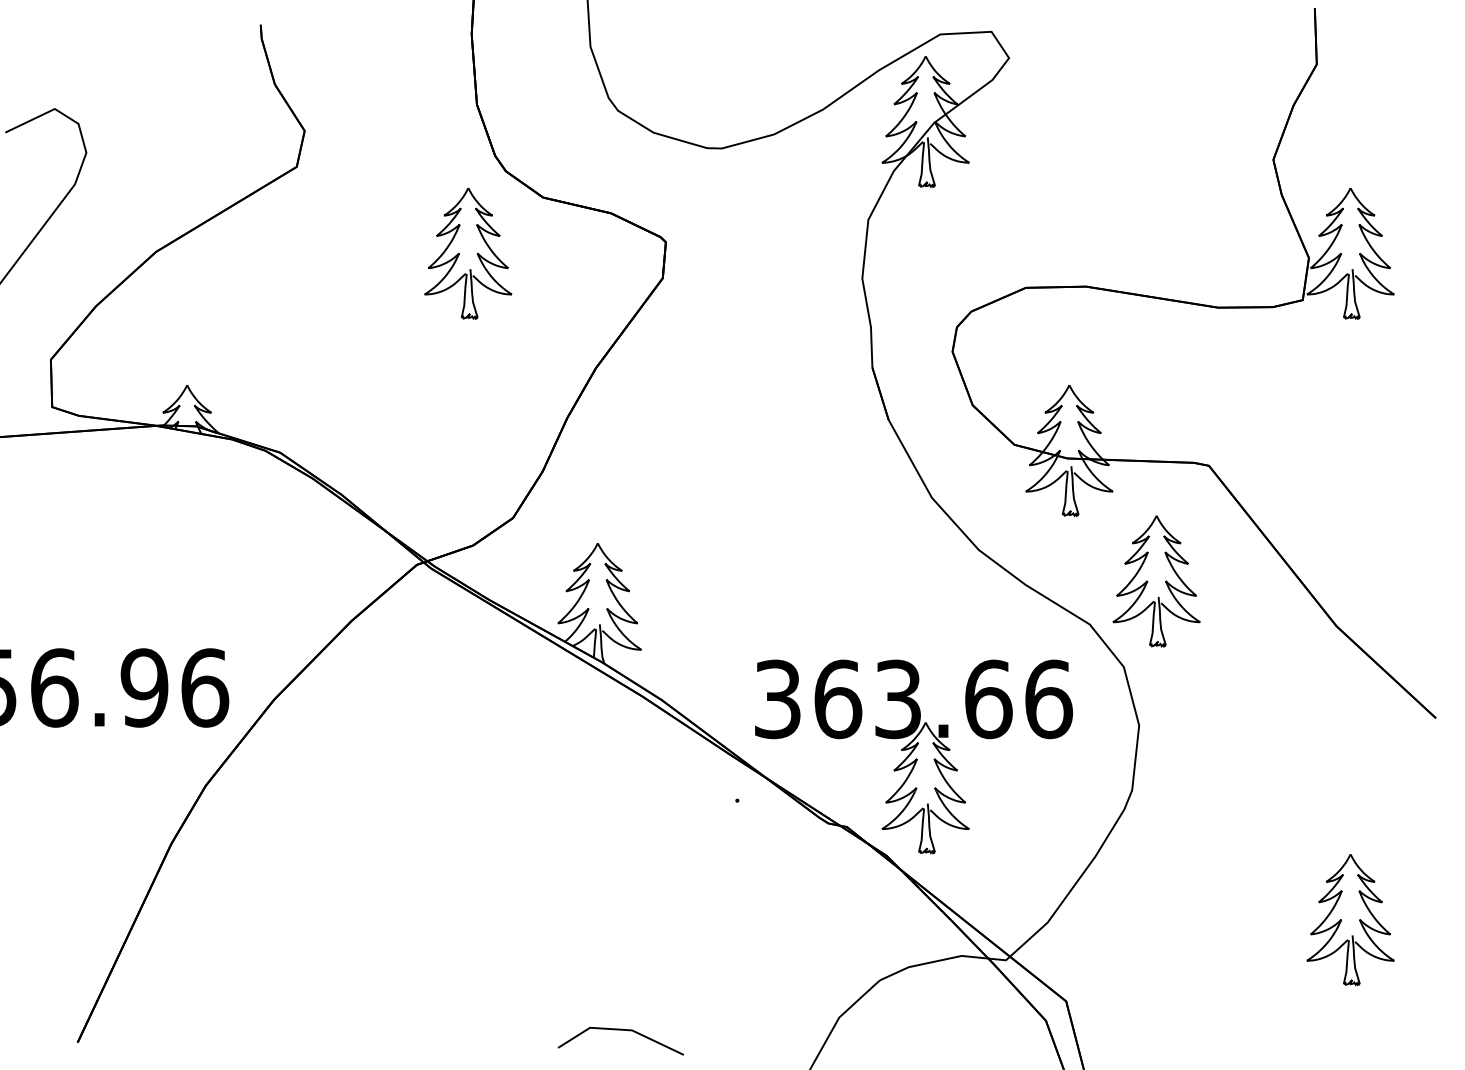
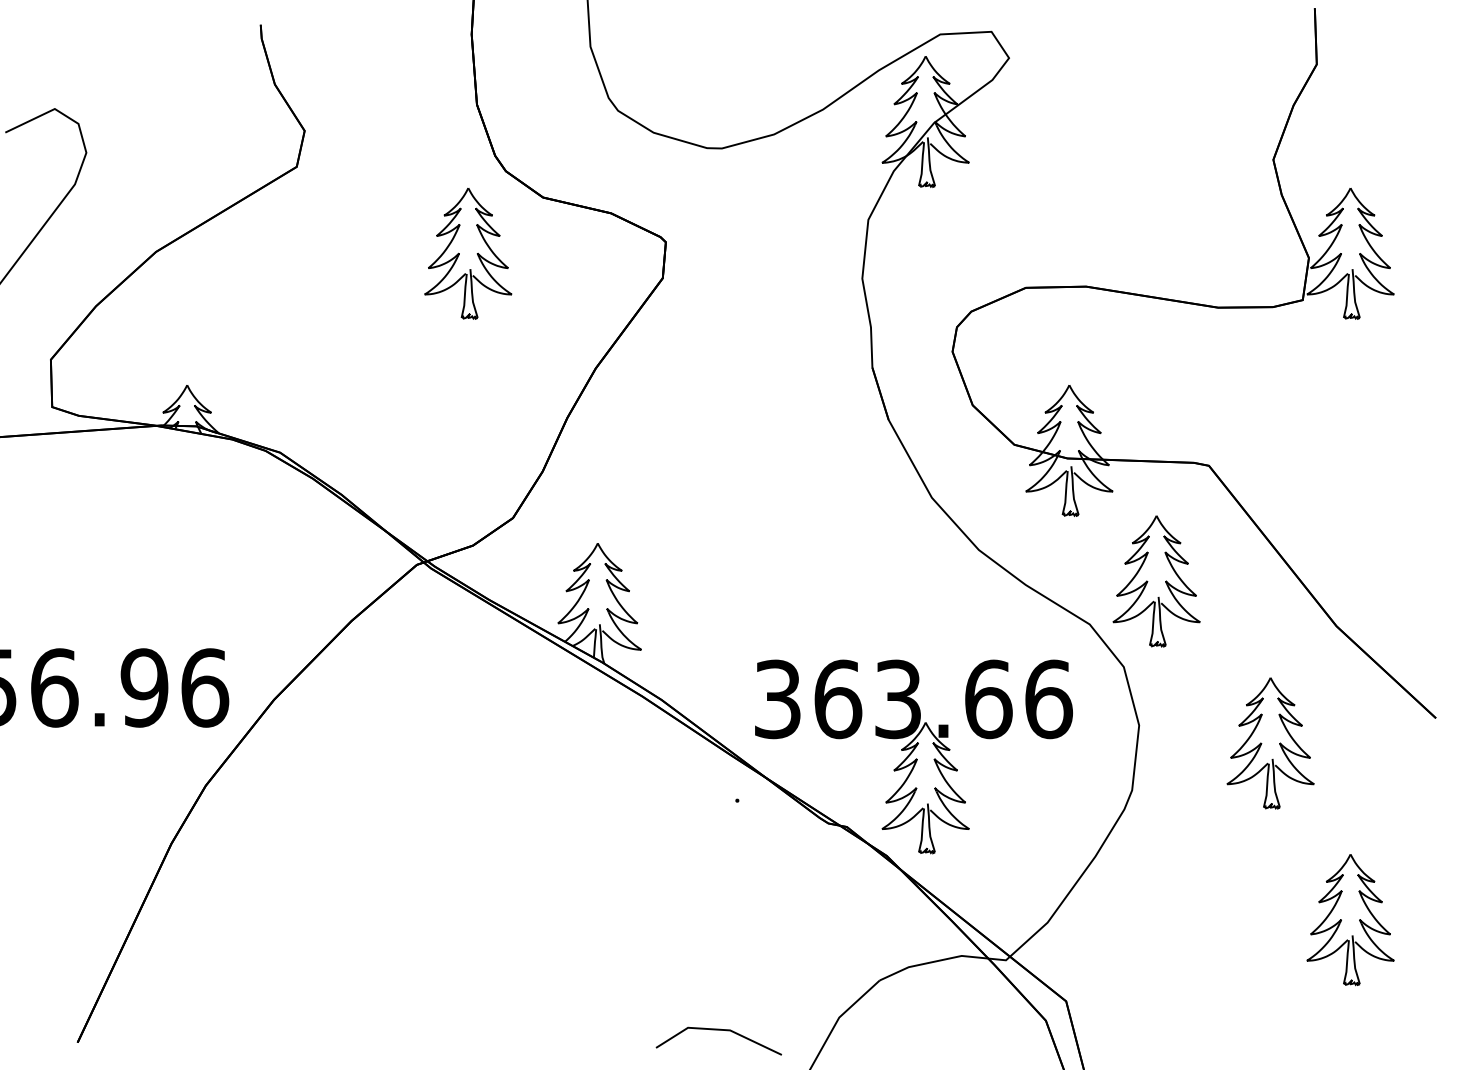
part: none -> present (1270, 743)
line position: (620, 1030) -> (718, 1030) (718, 1030)
